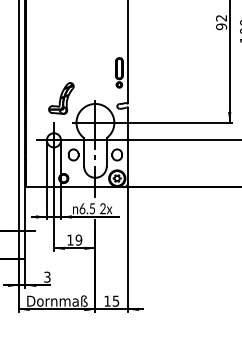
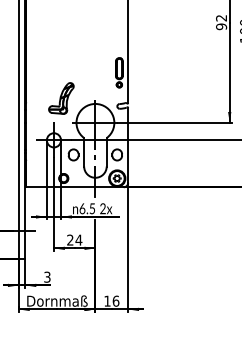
text: 19 -> 24 (74, 239)
text: 15 -> 16 (115, 300)
